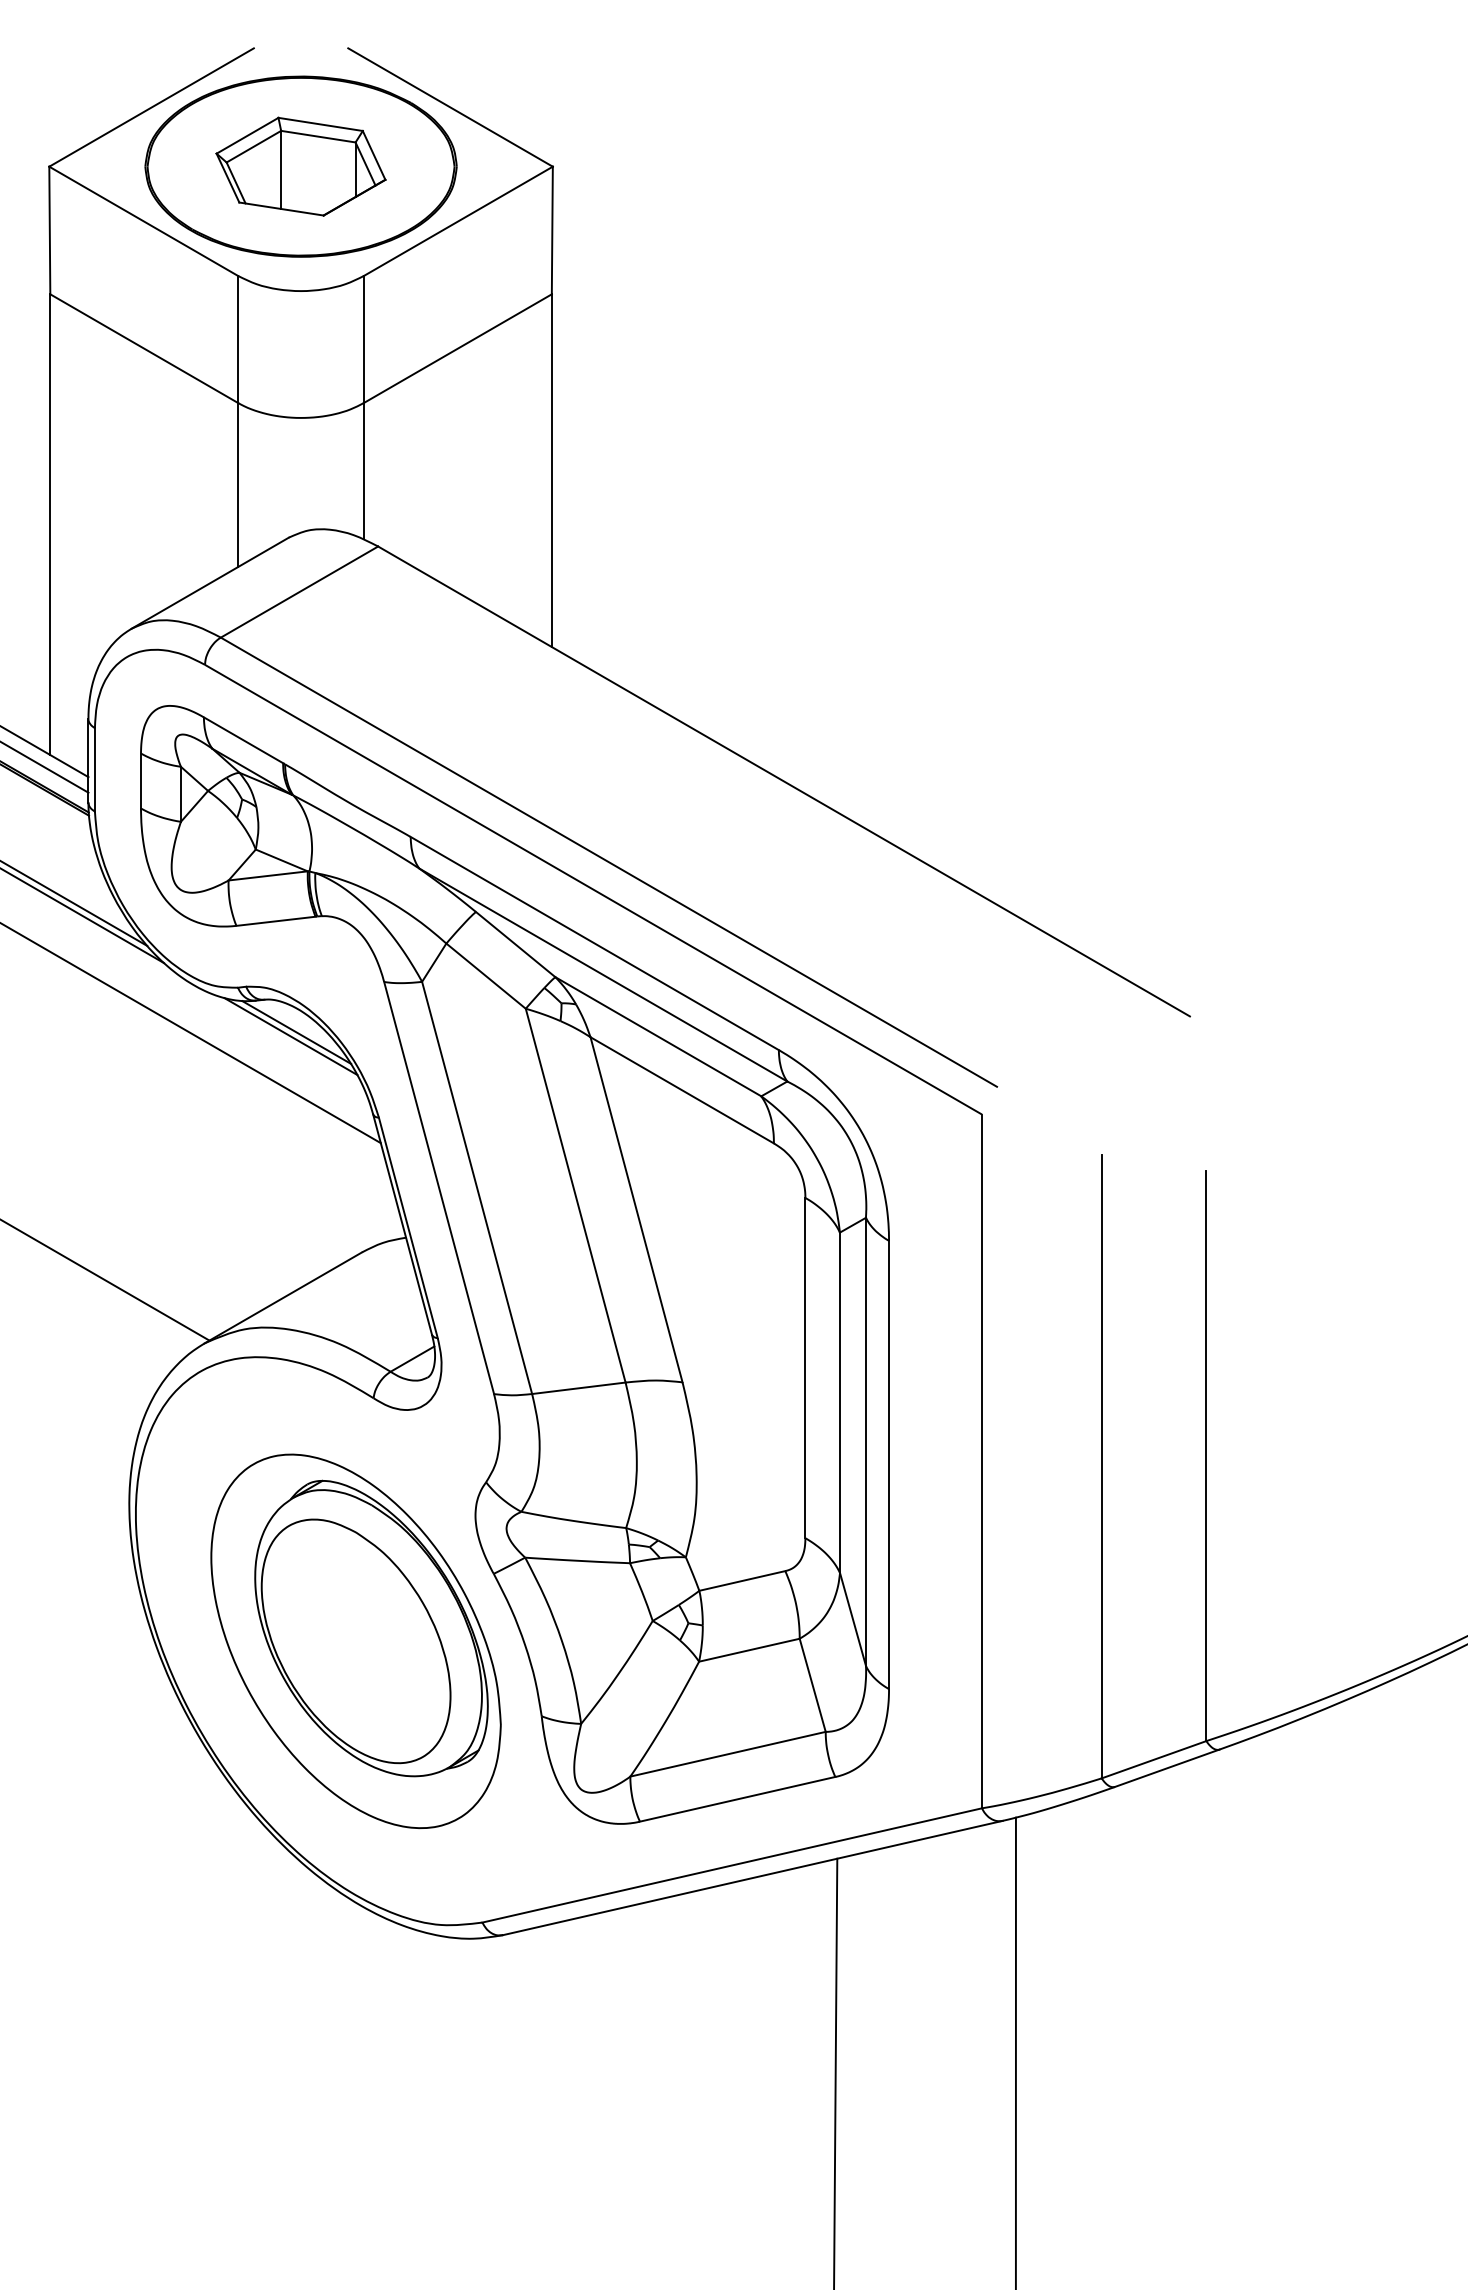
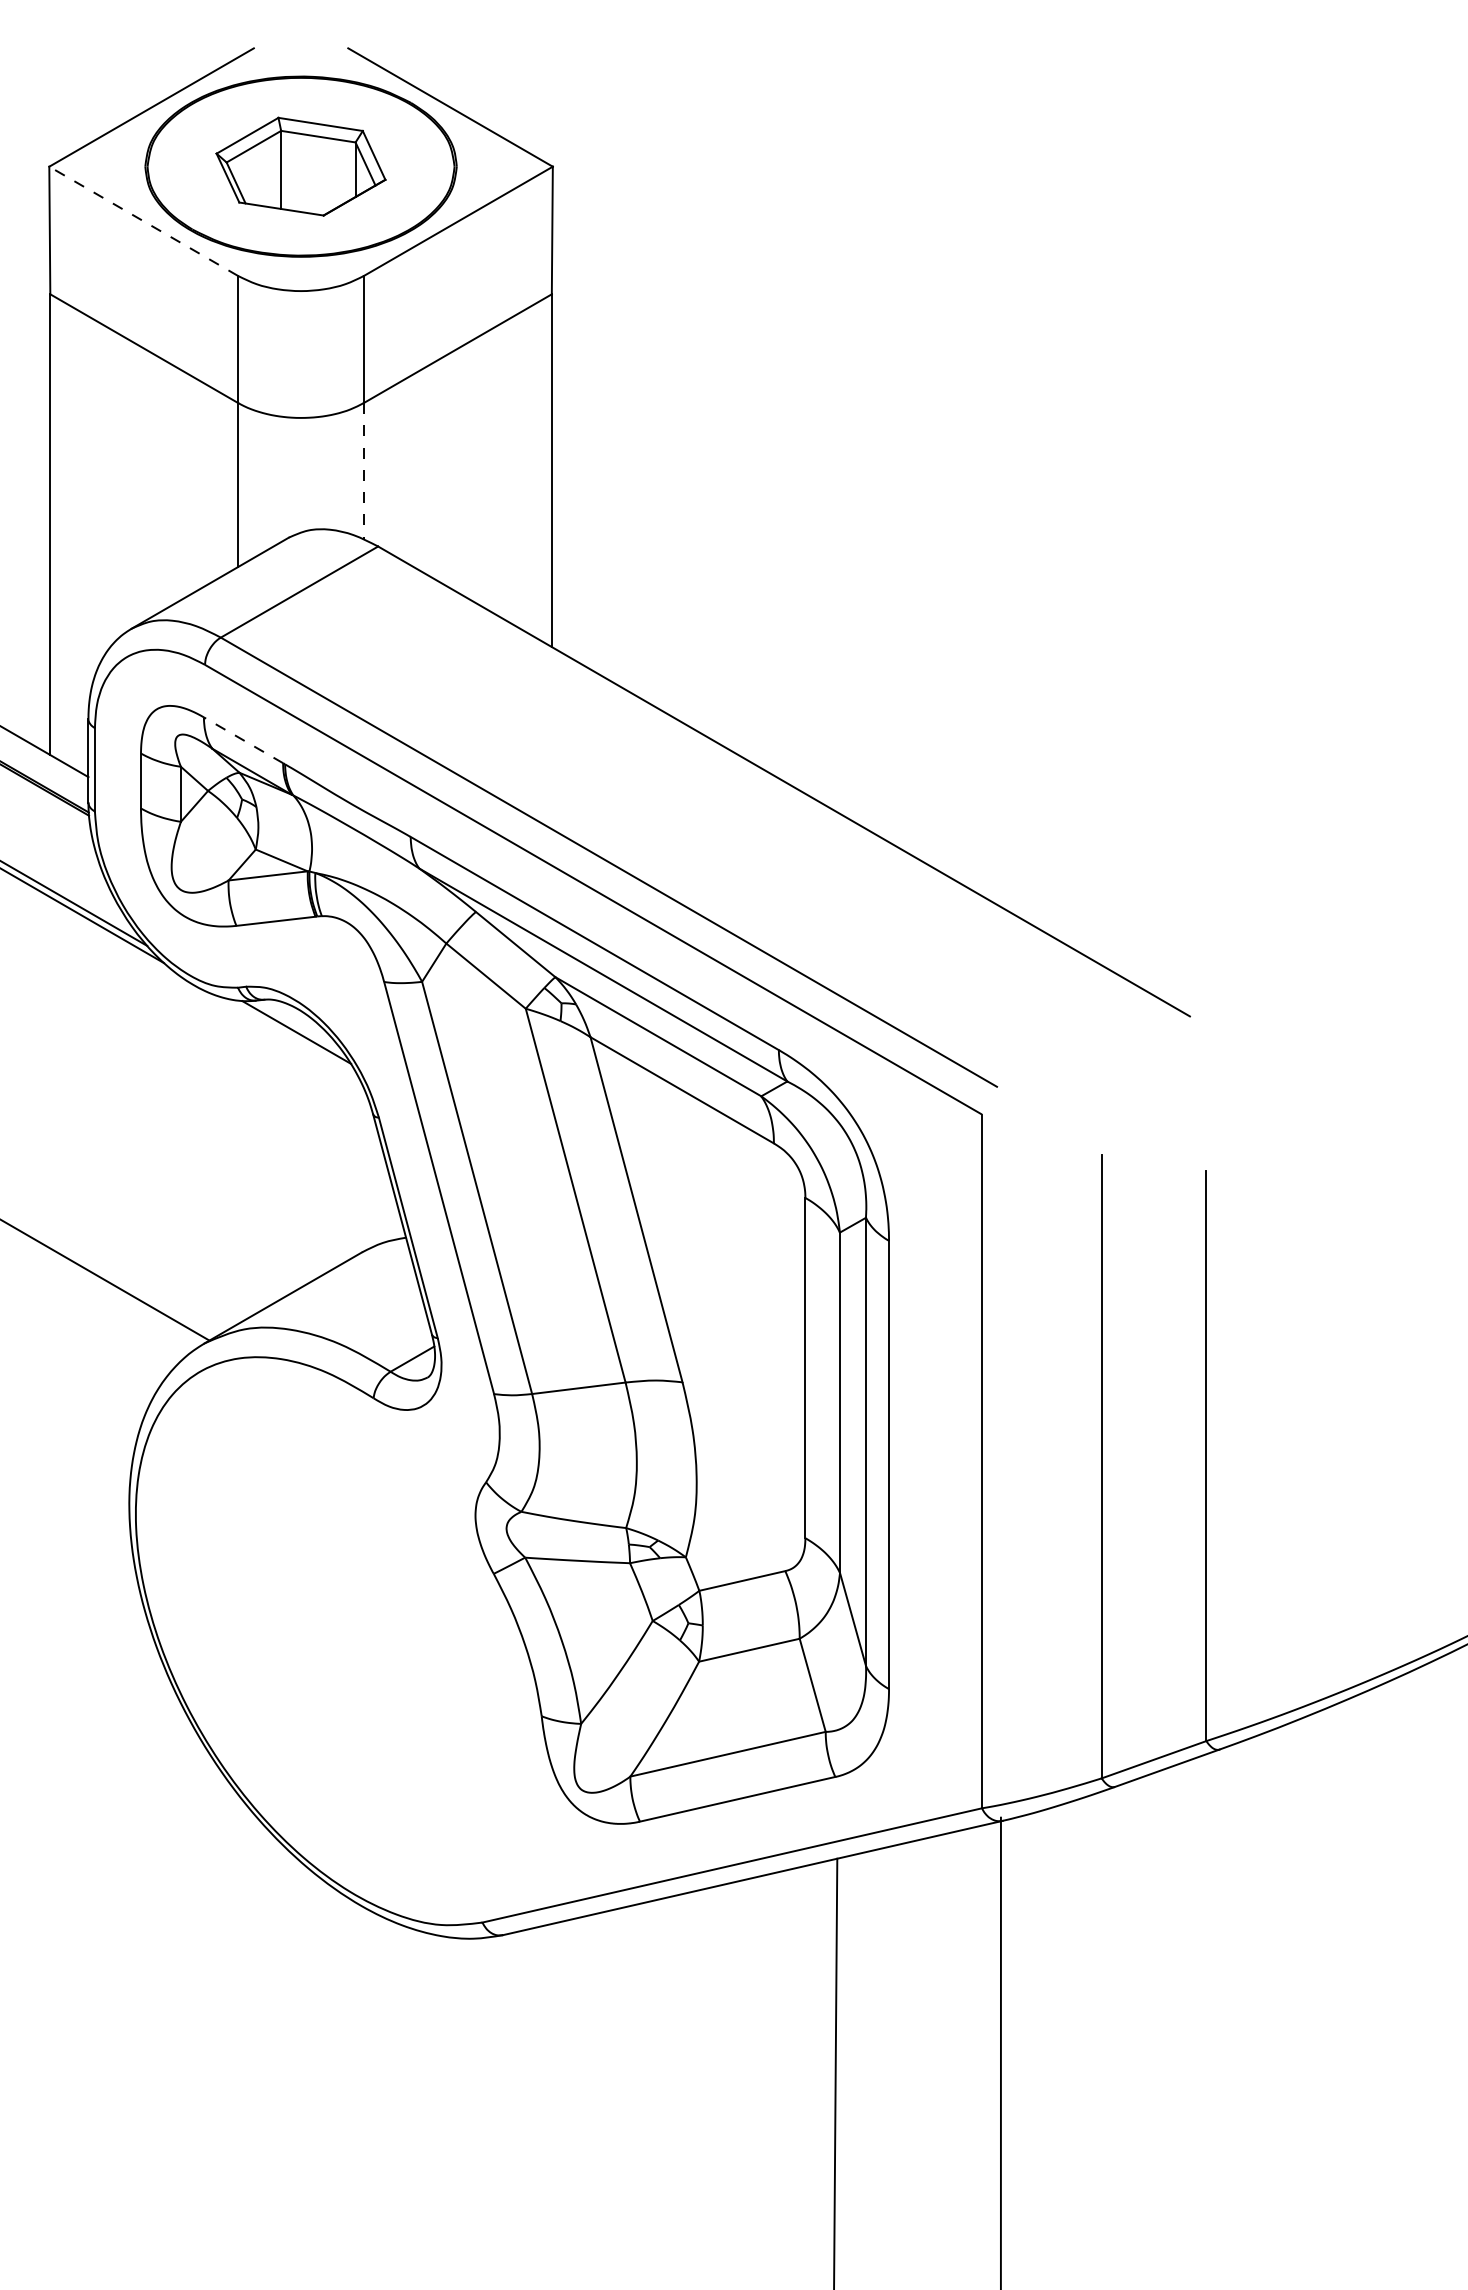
line: solid -> dashed (143, 221)
line: solid -> dashed (363, 471)
line: solid -> dashed (243, 740)
line: present -> none (45, 767)
line: present -> none (191, 1033)
line: present -> none (290, 1036)
part: present -> none (355, 1641)
line position: (1015, 2051) -> (1000, 2051) (1000, 2051)
